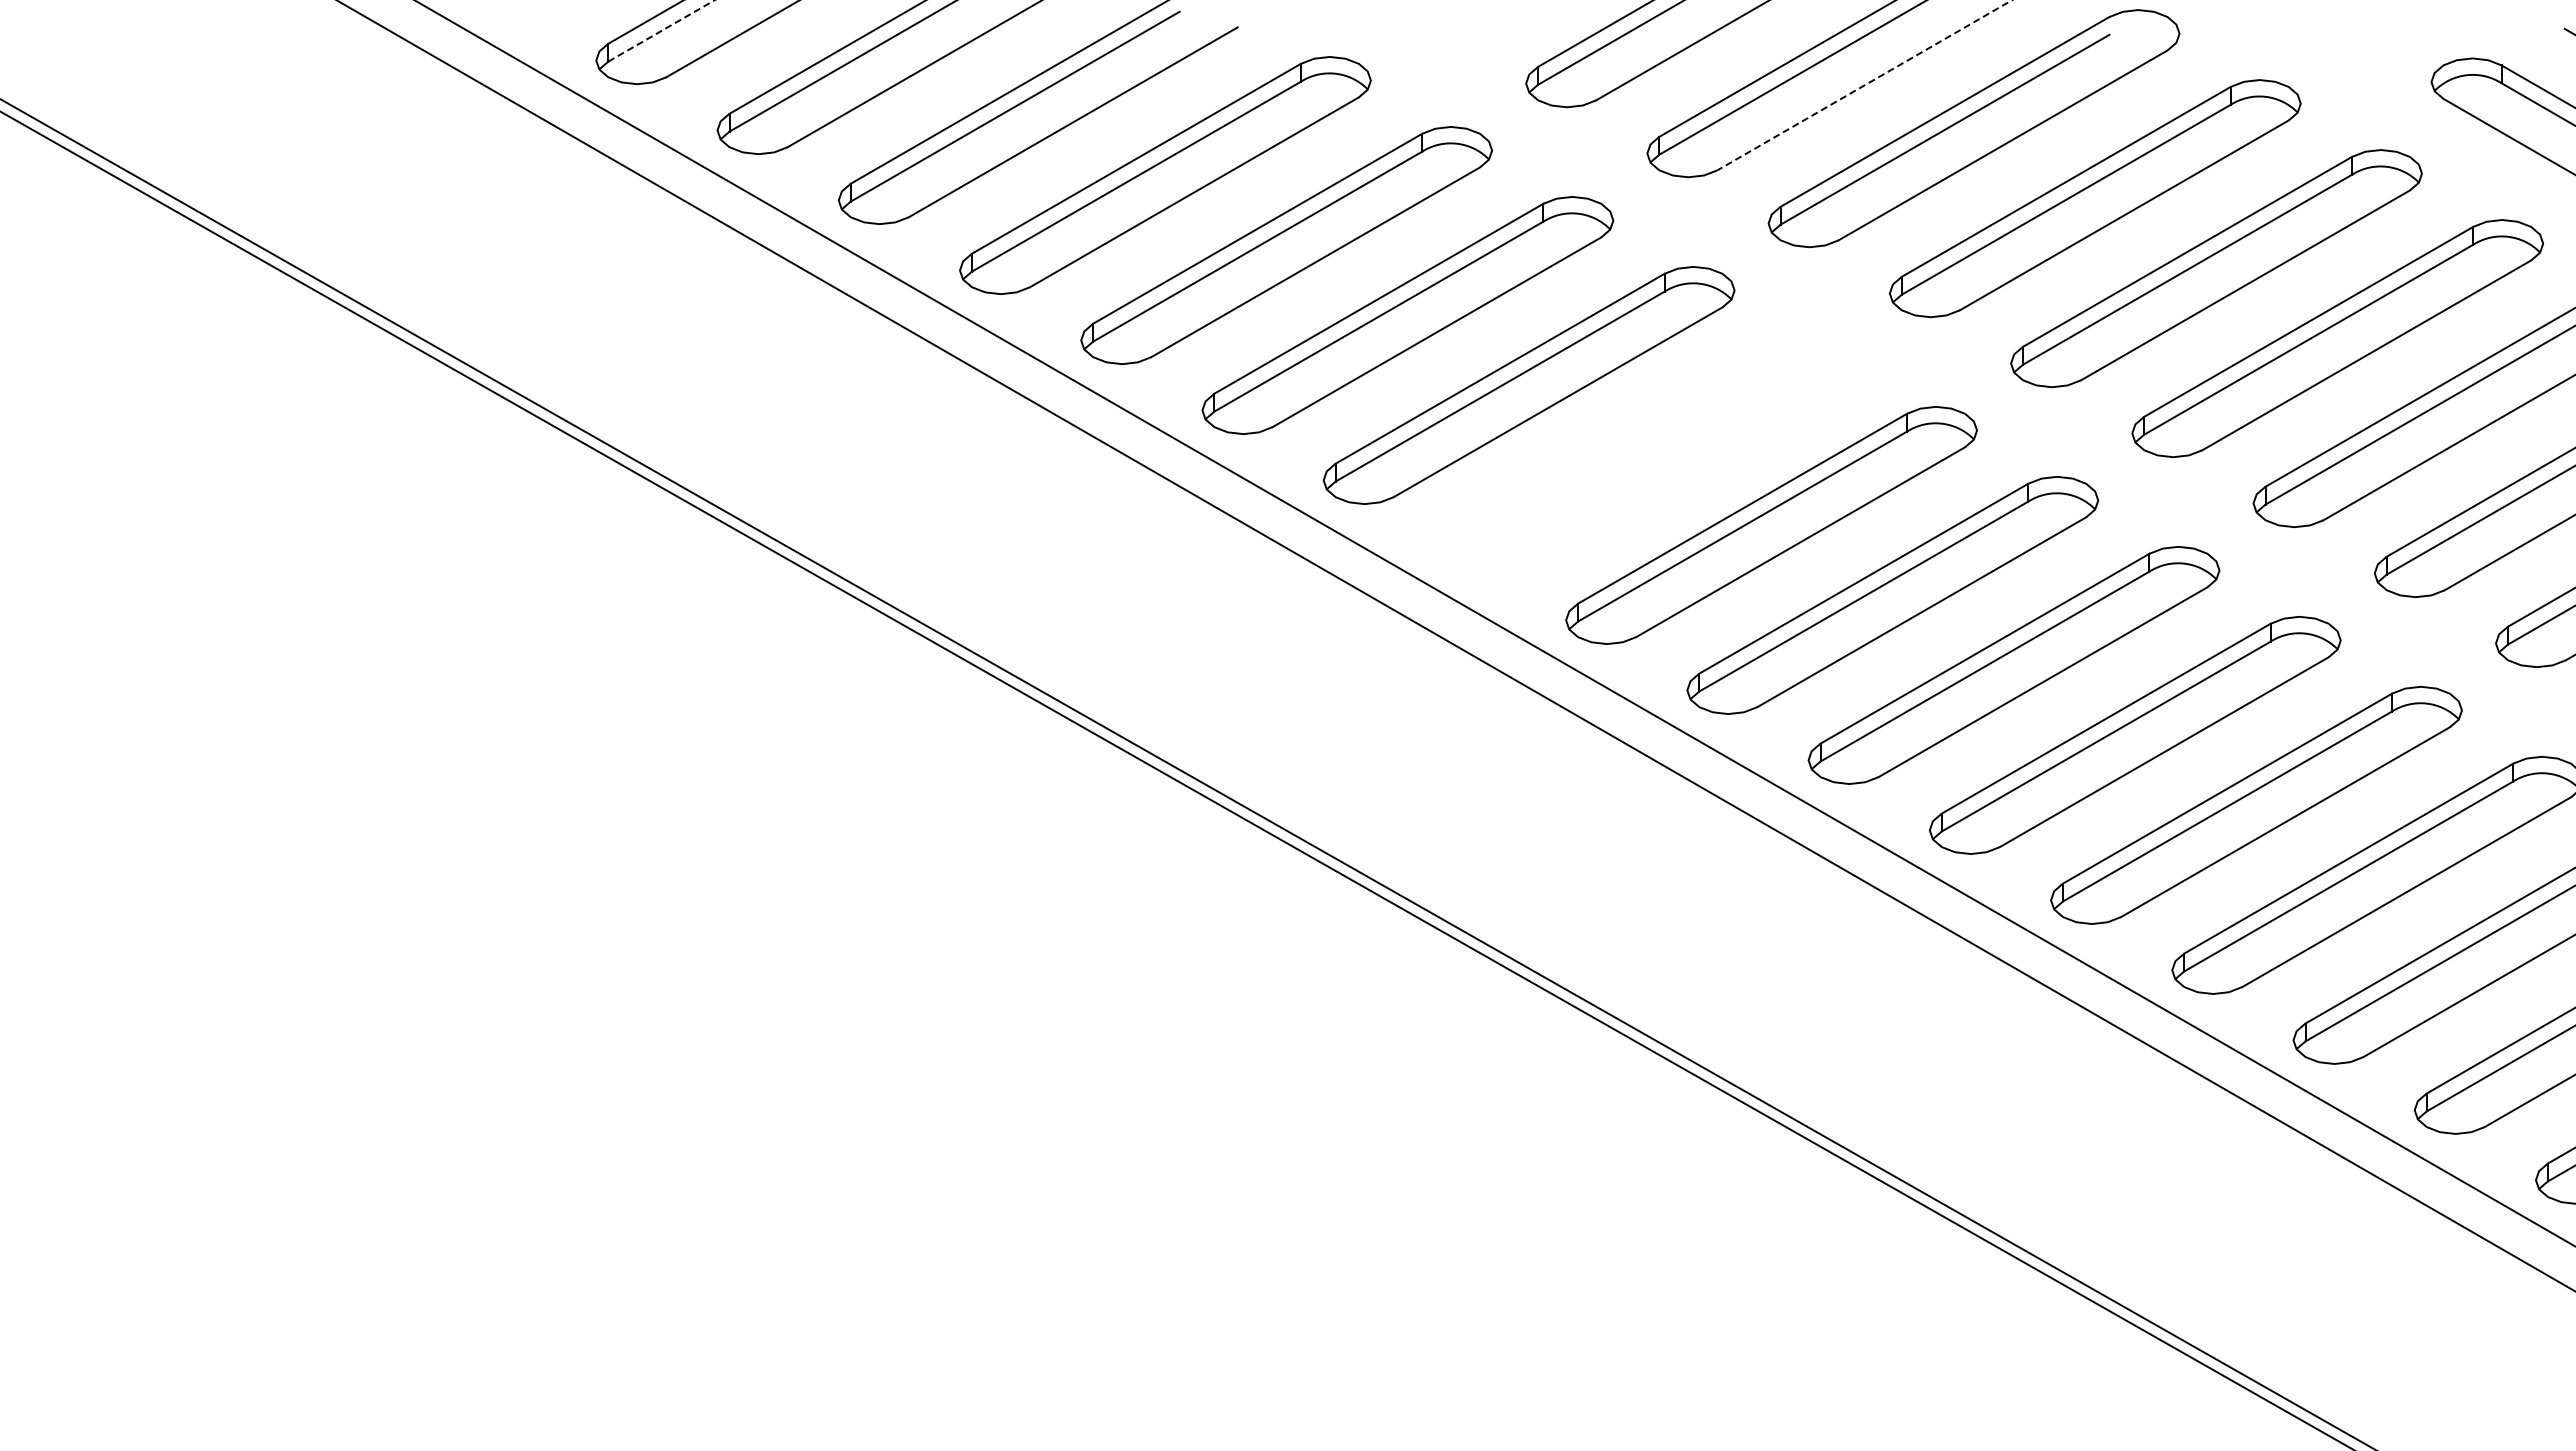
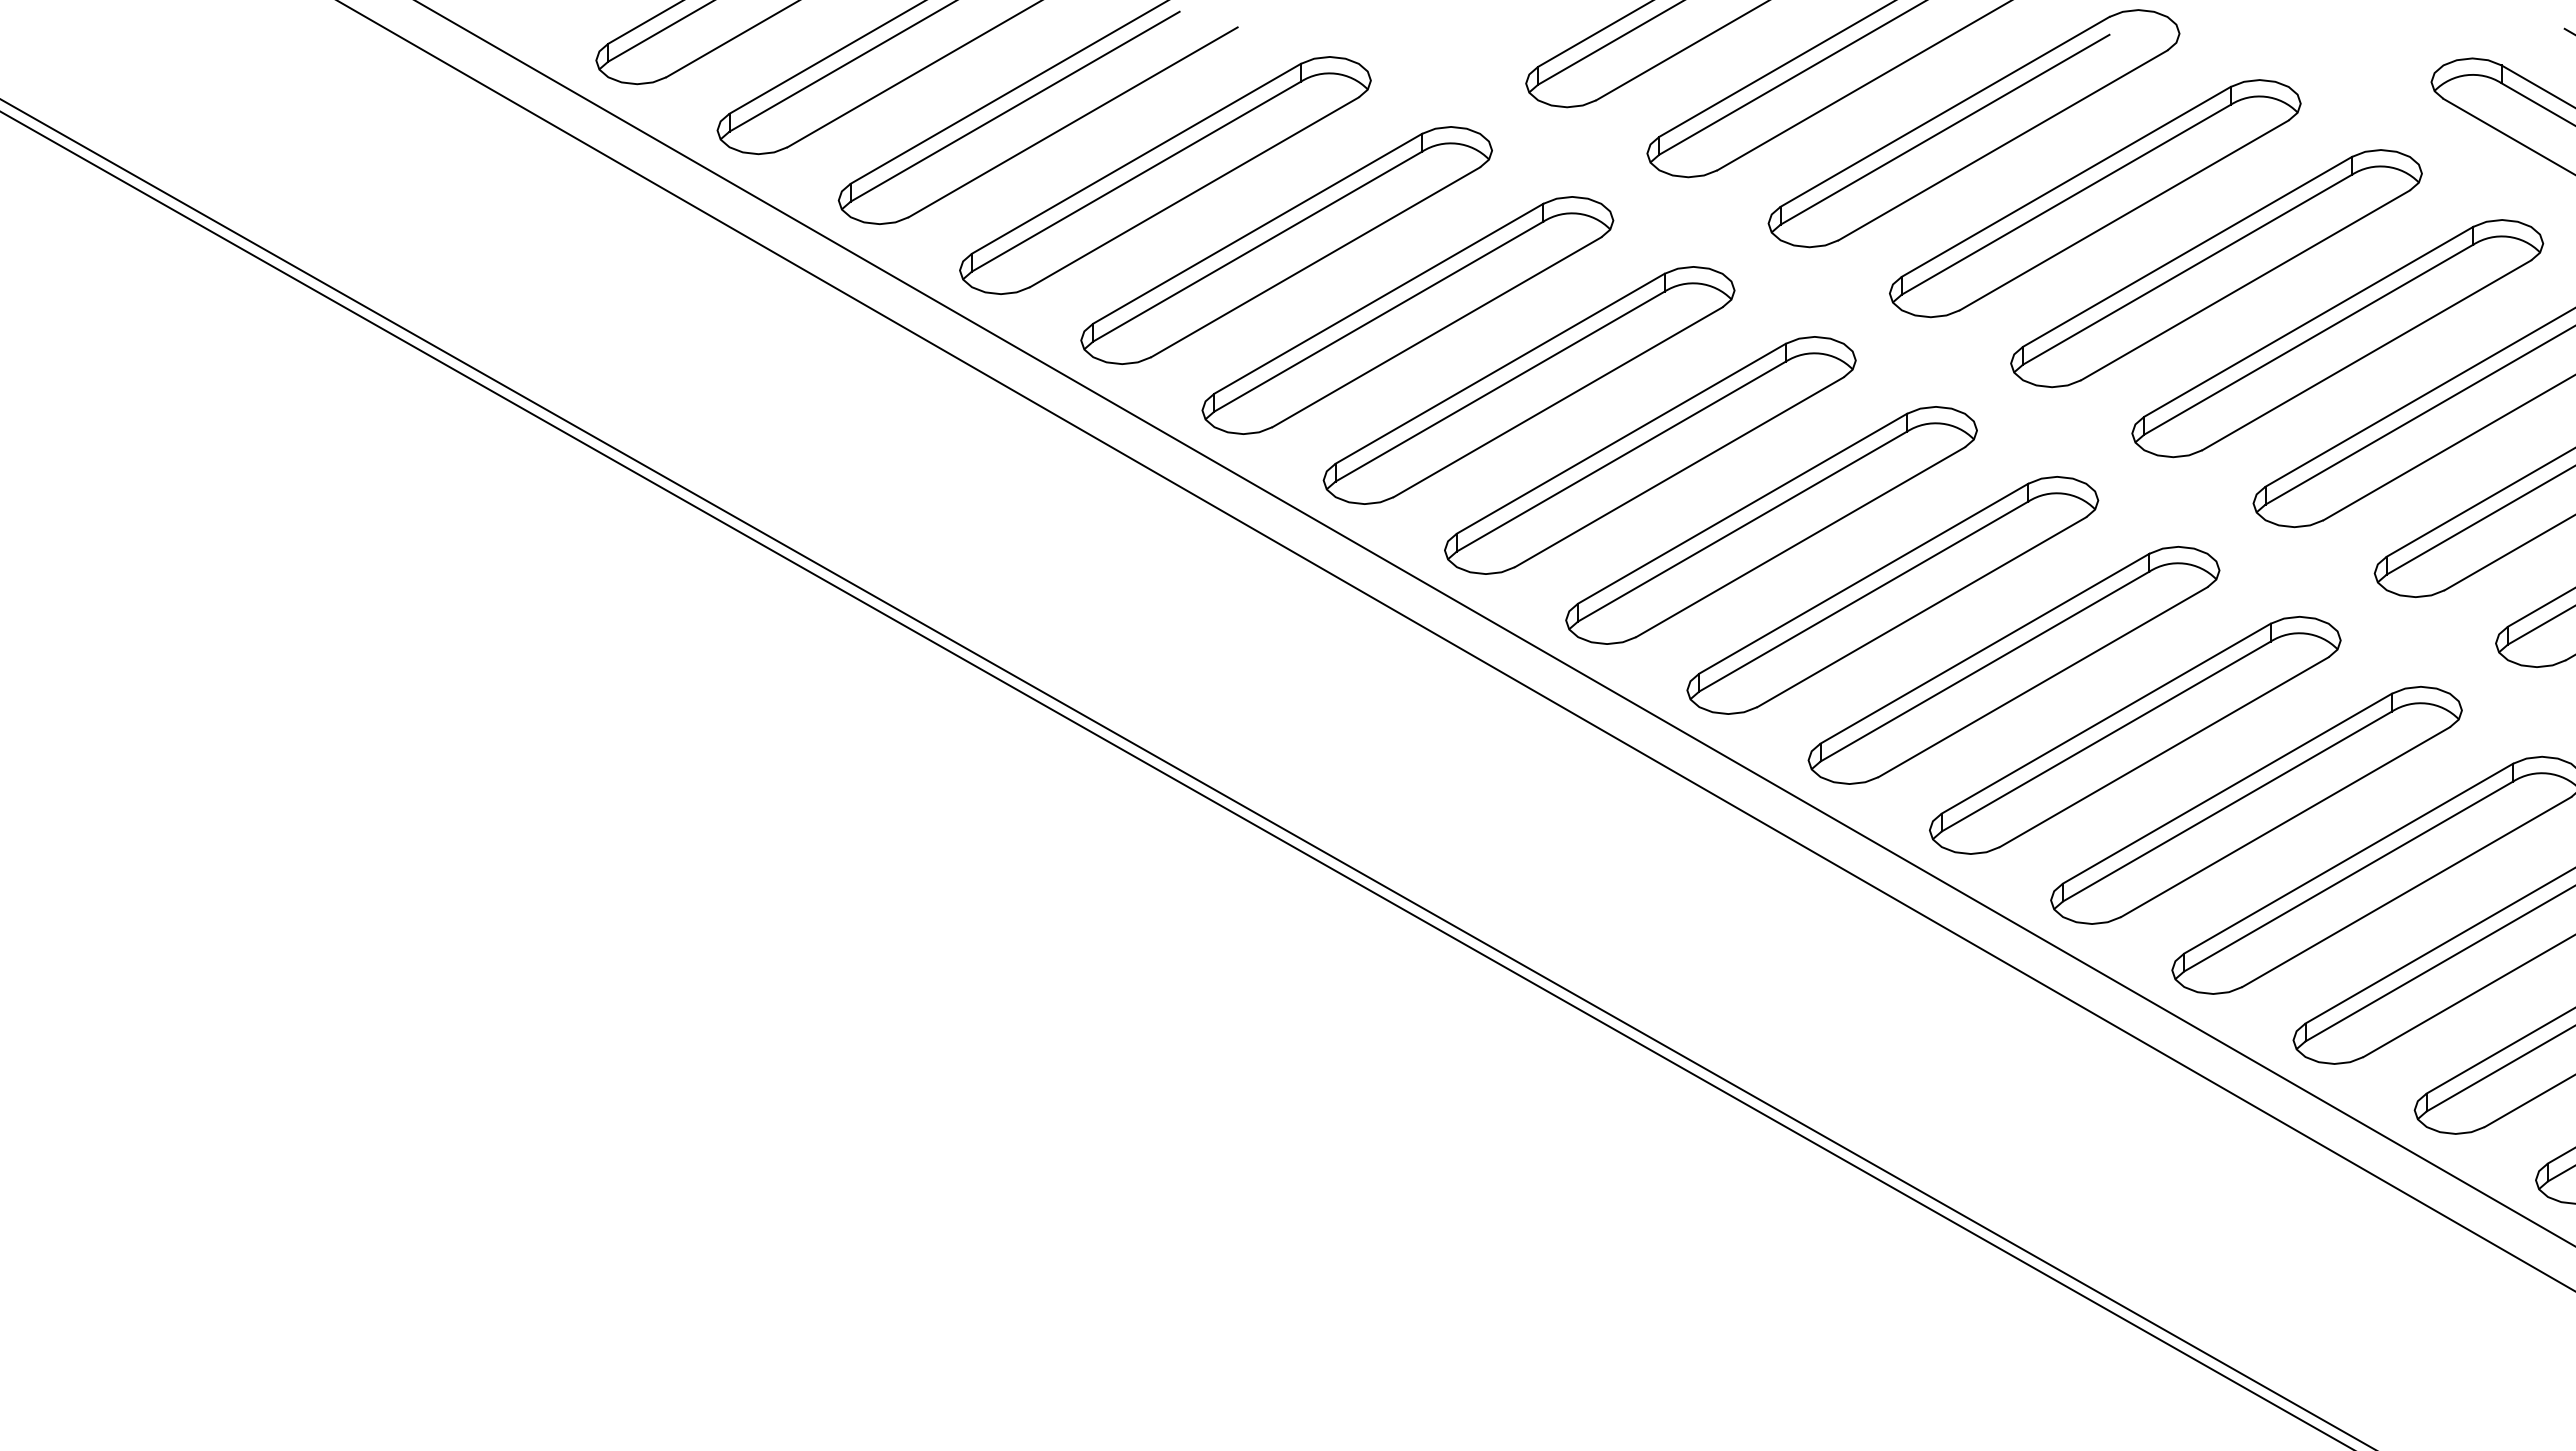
line: dashed -> solid (661, 30)
line: dashed -> solid (1864, 85)
part: none -> present (1650, 455)
